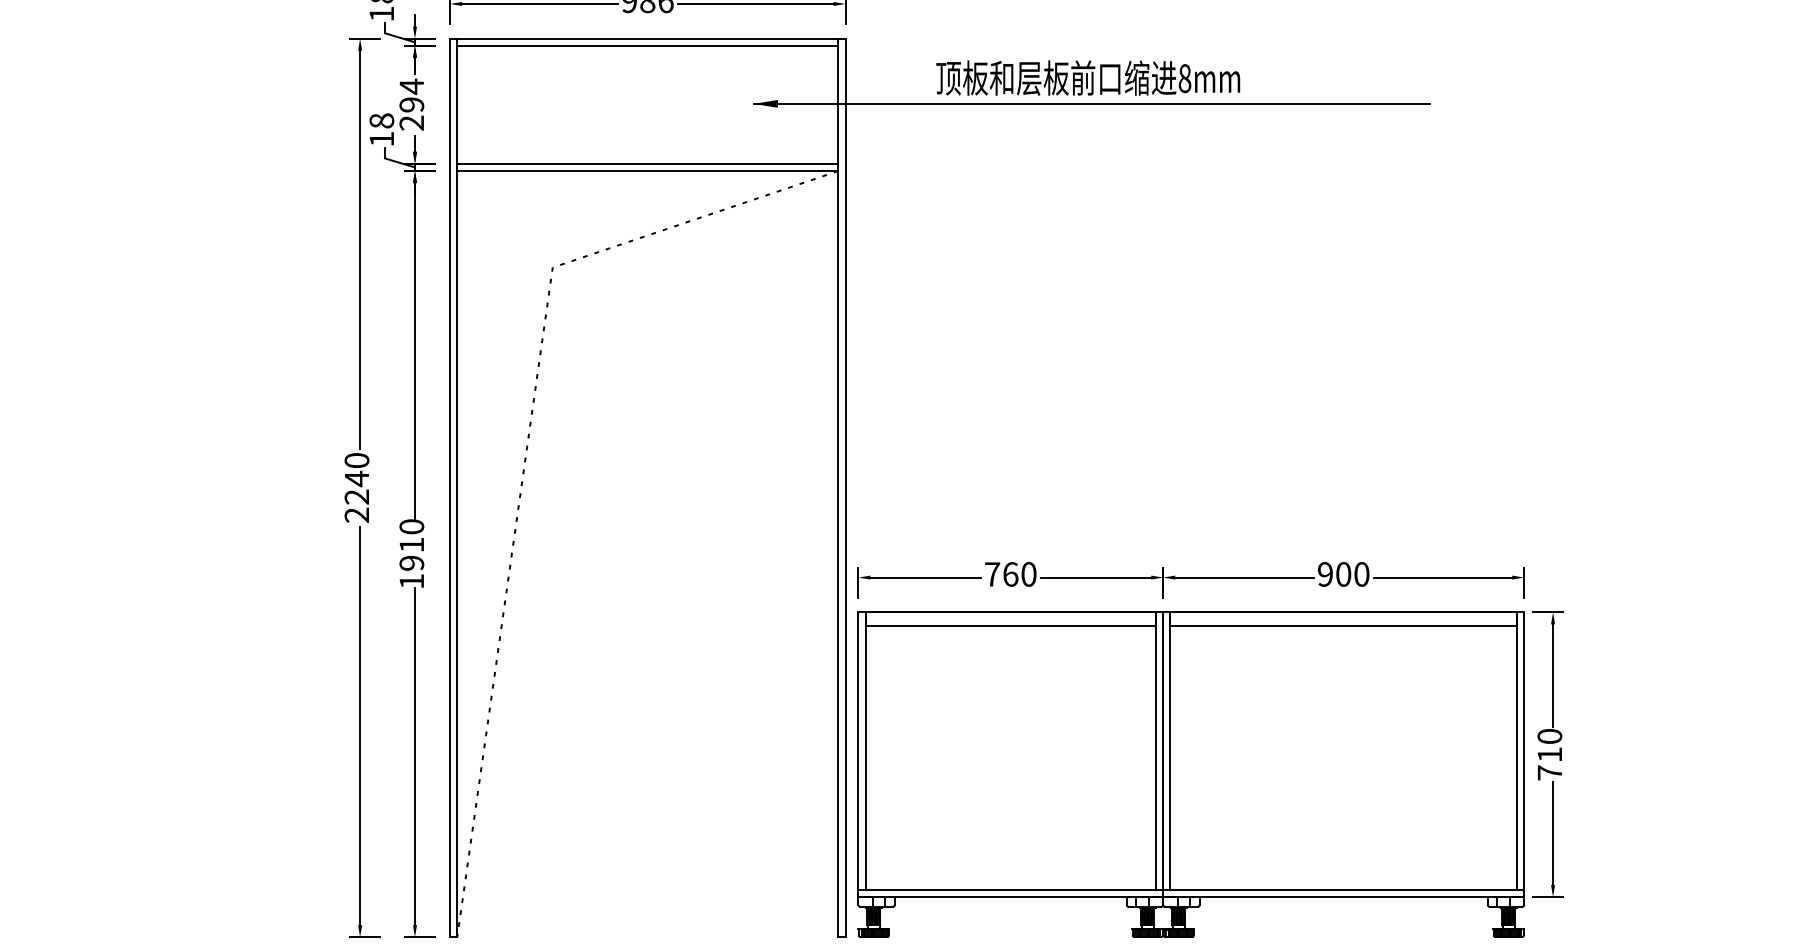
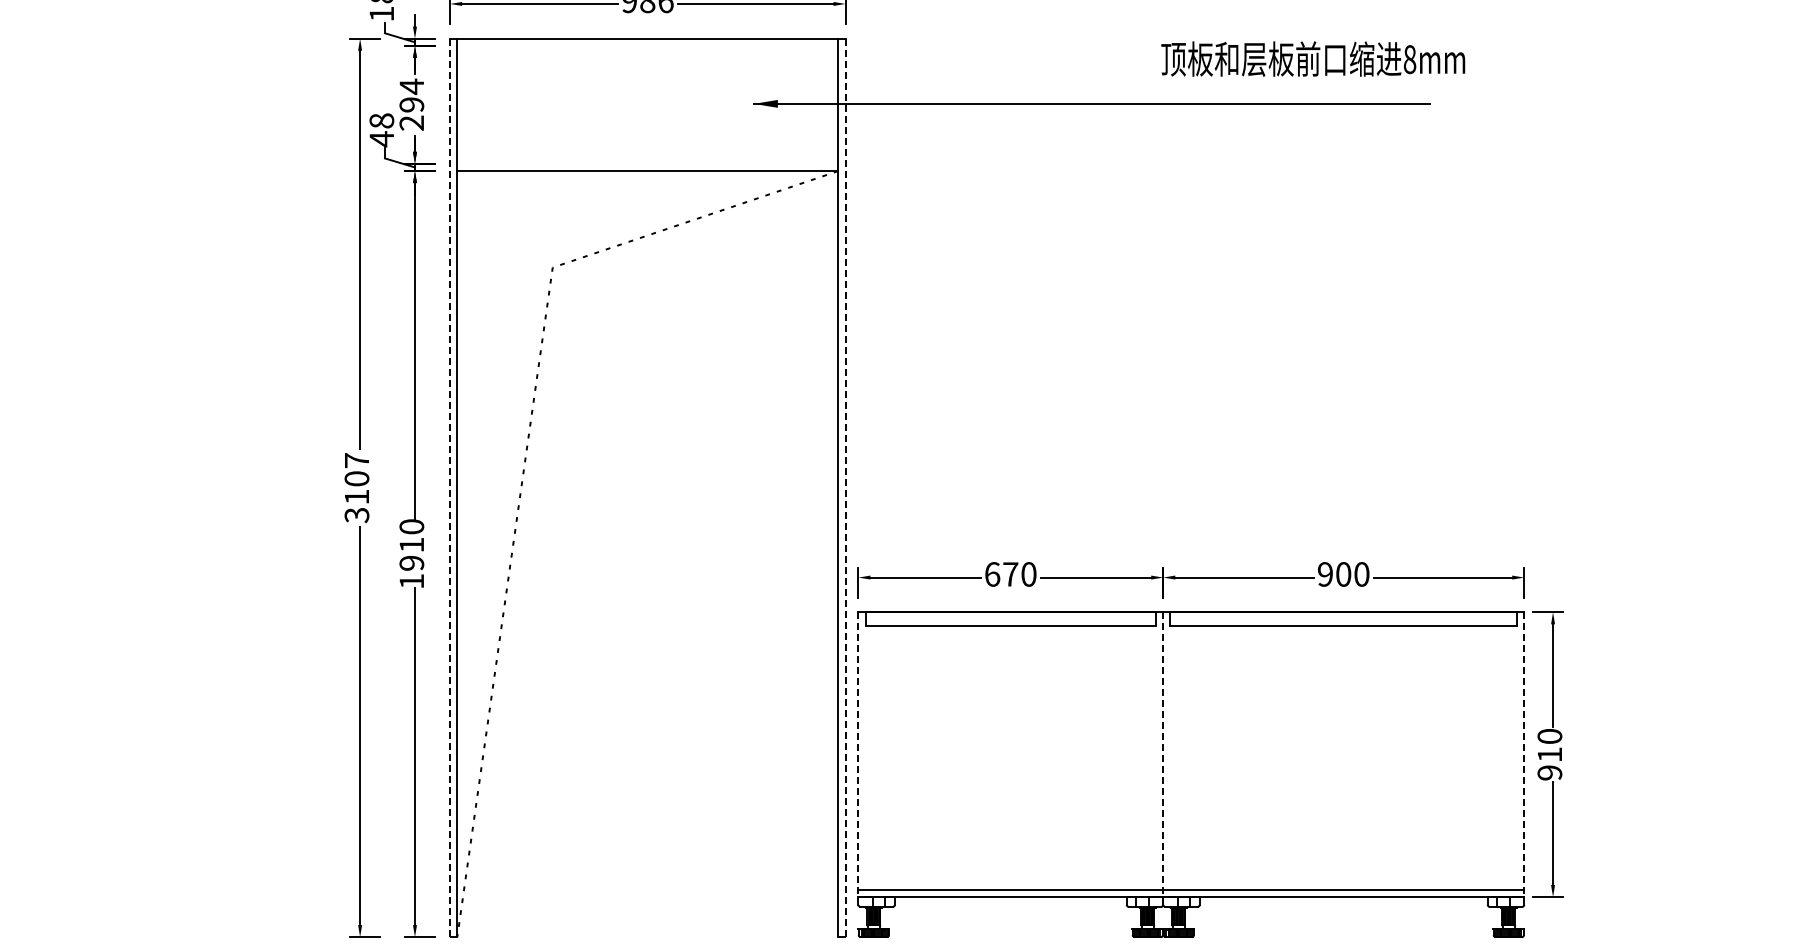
line: present -> none (647, 45)
text position: (1088, 77) -> (1313, 58) (1313, 58)
text: 18 -> 48 (381, 139)
line: present -> none (647, 163)
text: 2240 -> 3107 (356, 488)
line: solid -> dashed (450, 488)
line: solid -> dashed (845, 488)
text: 760 -> 670 (1001, 574)
line: present -> none (865, 750)
line: present -> none (1156, 750)
line: present -> none (1170, 750)
line: present -> none (1517, 750)
line: solid -> dashed (858, 755)
line: solid -> dashed (1163, 755)
line: solid -> dashed (1524, 755)
text: 710 -> 910 (1549, 772)
